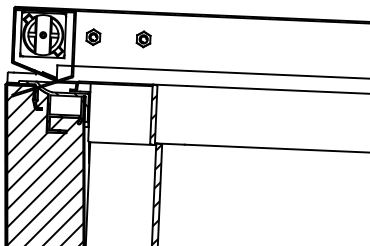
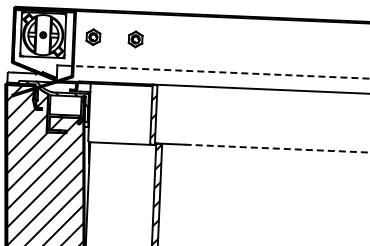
part position: (143, 39) -> (135, 39) (135, 39)
line: solid -> dashed (221, 72)
line: solid -> dashed (277, 148)
